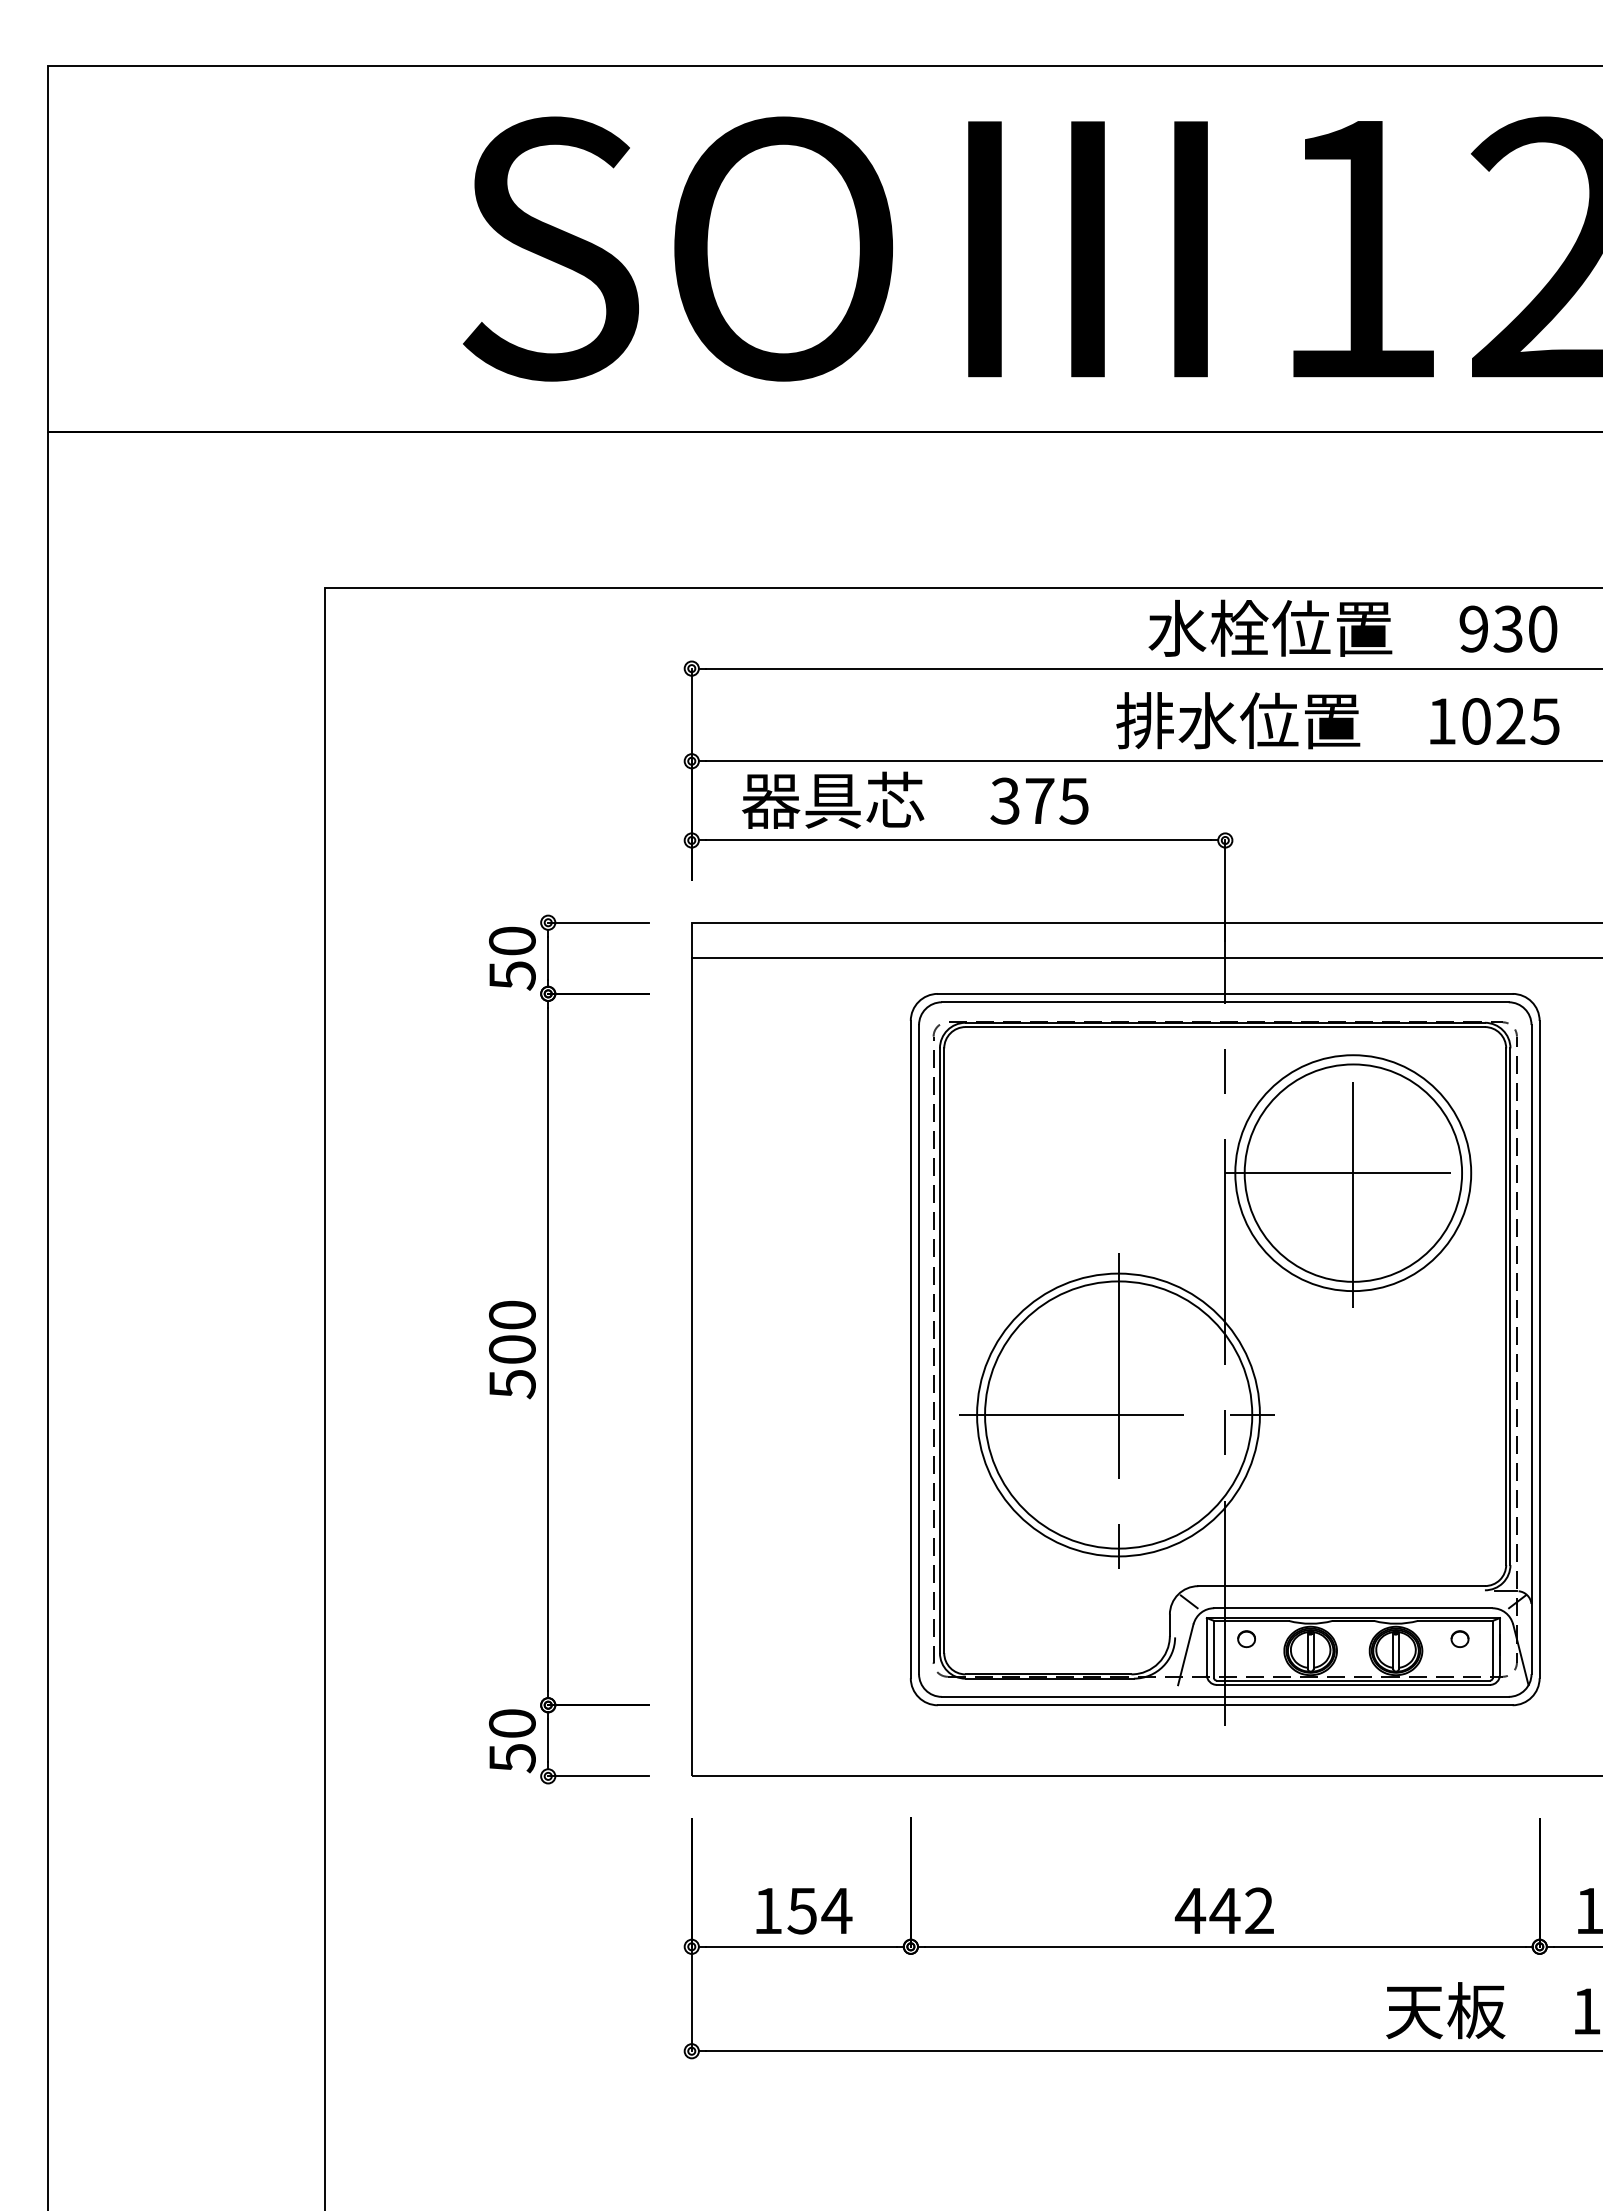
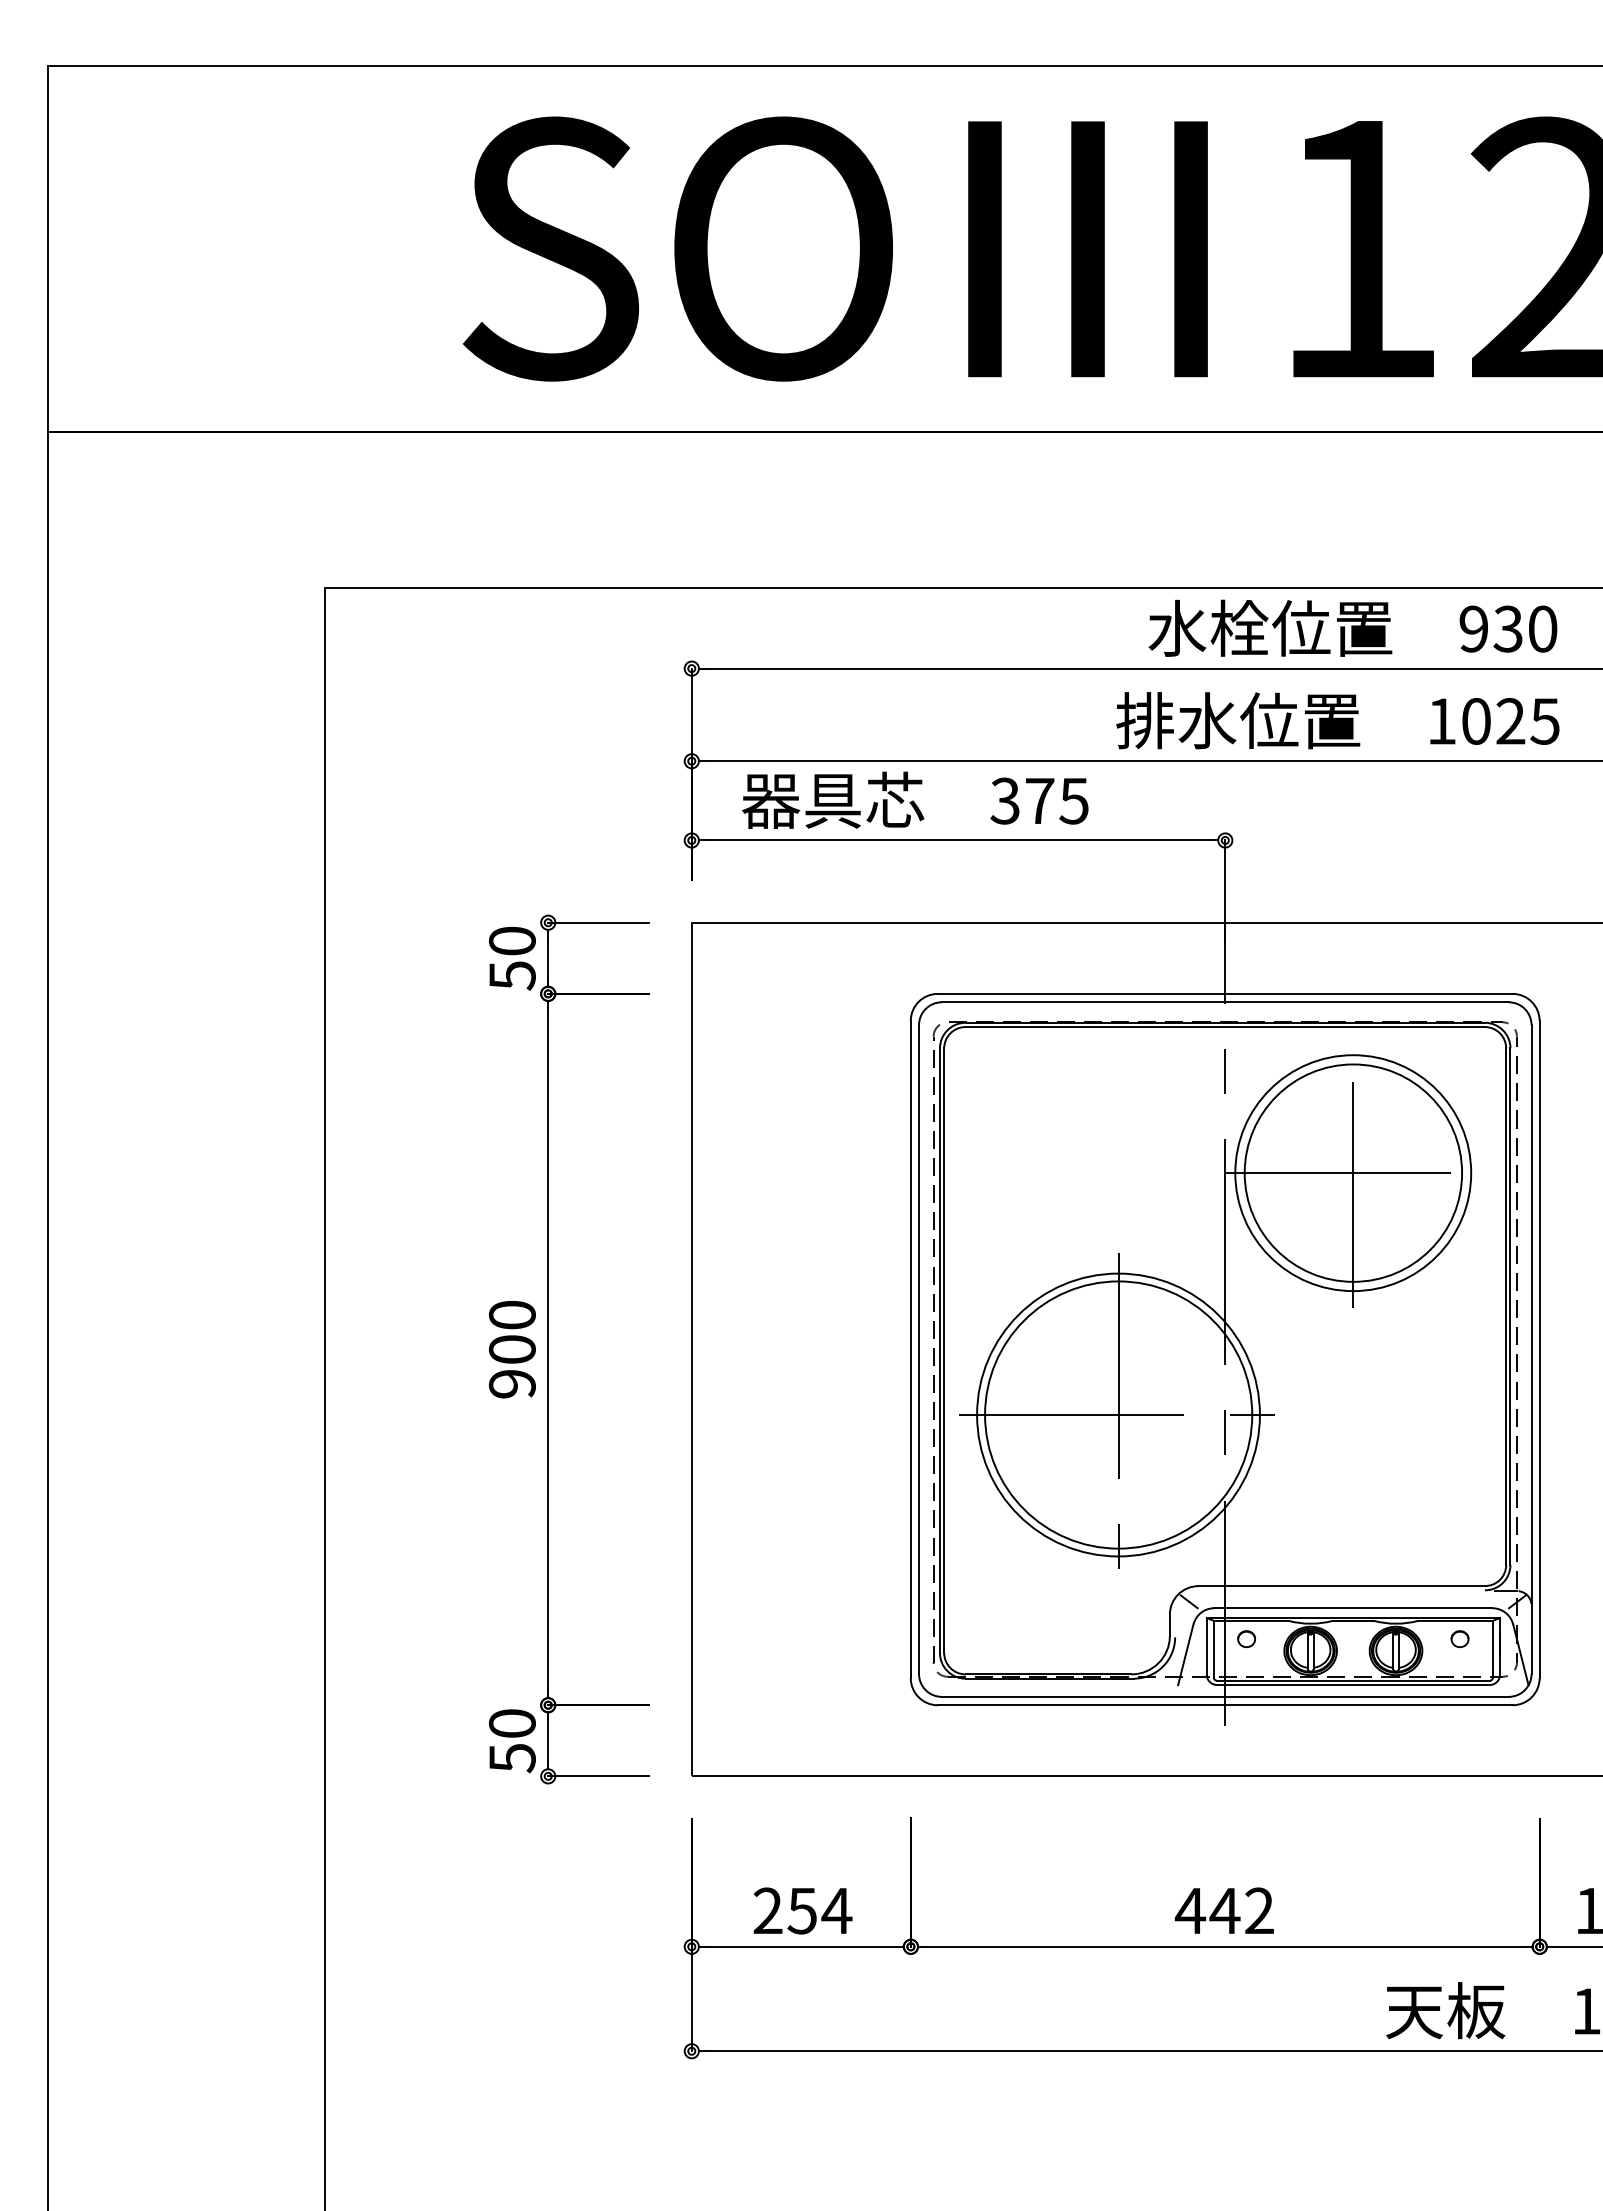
line: present -> none (1145, 958)
text: 500 -> 900 (512, 1384)
text: 154 -> 254 (767, 1910)
